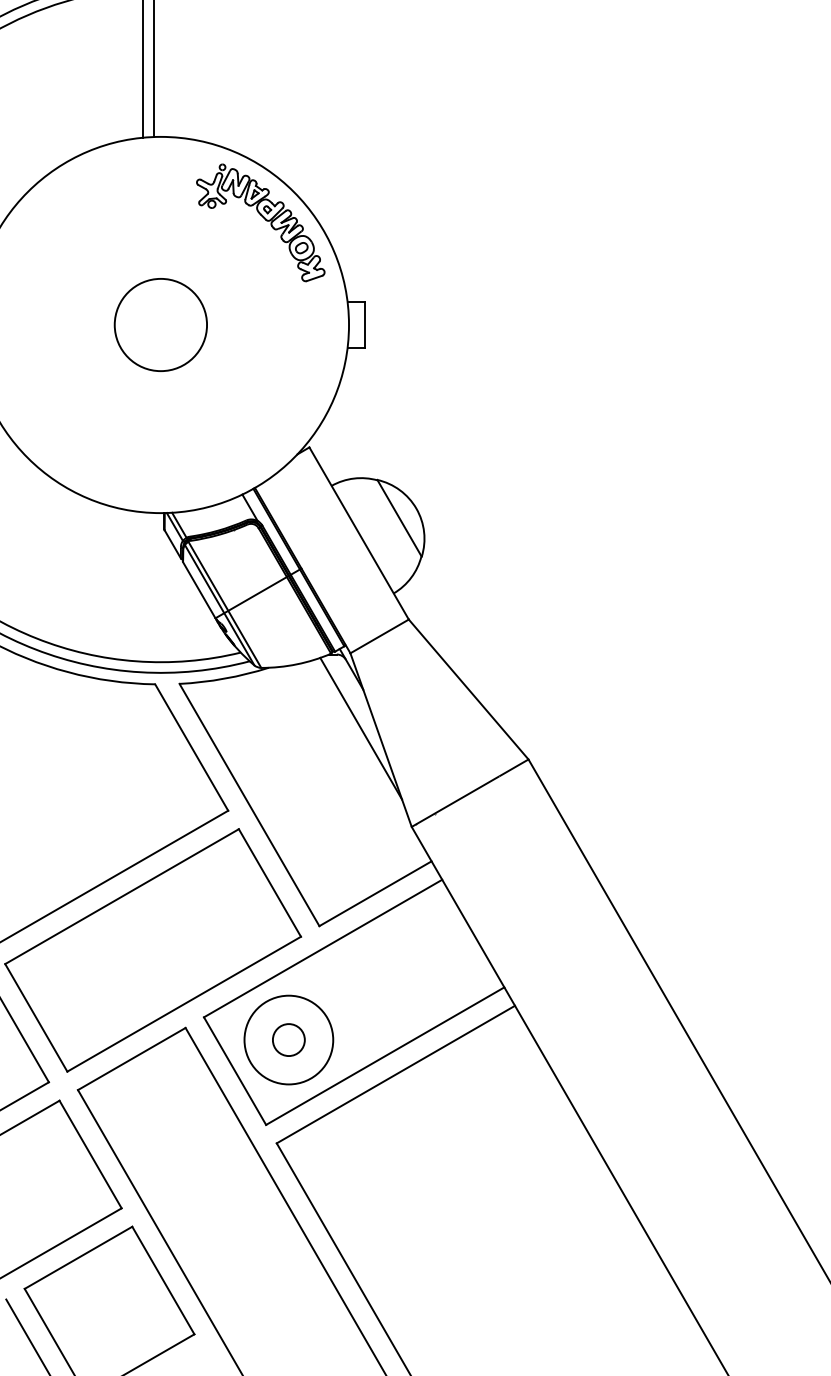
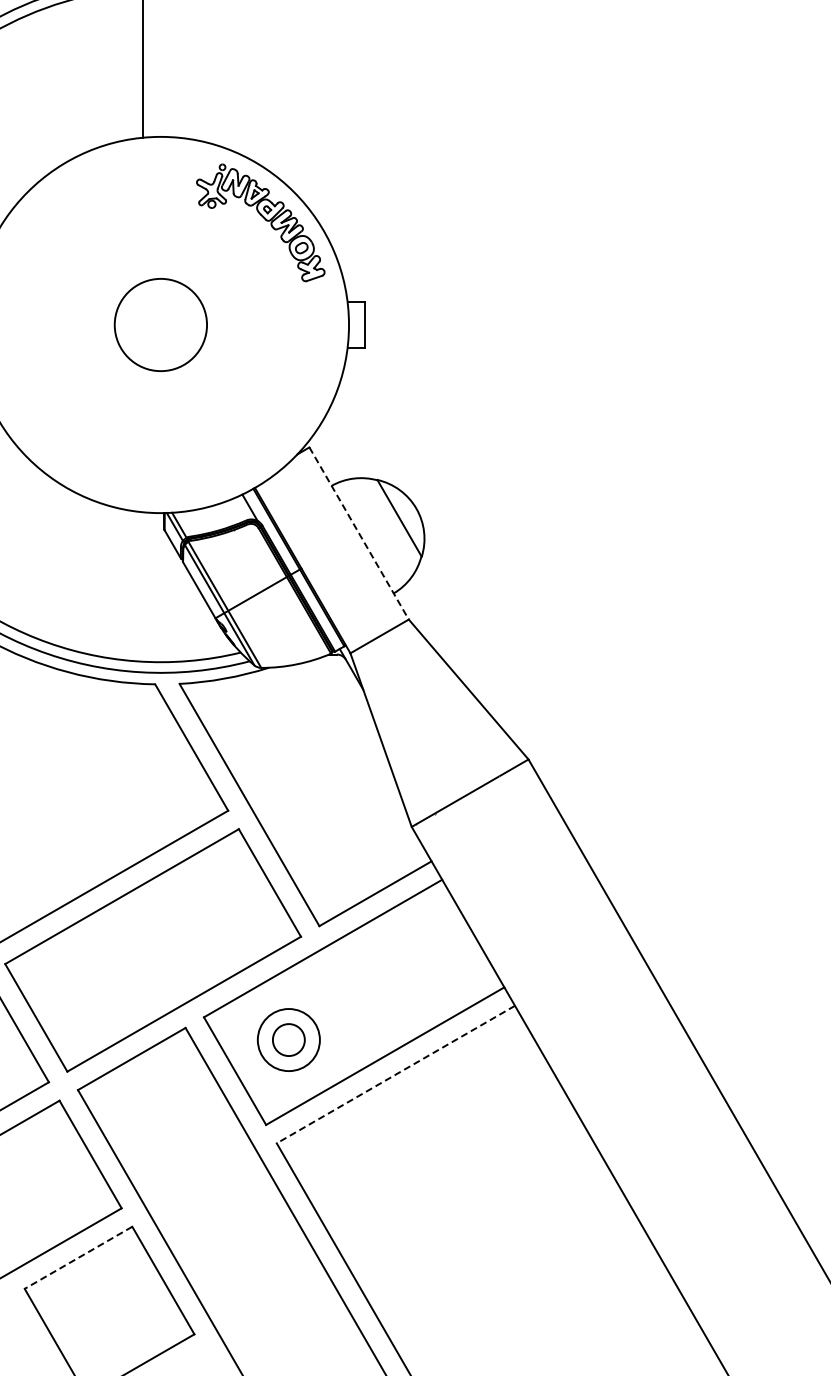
line: present -> none (153, 69)
line: solid -> dashed (359, 533)
line: present -> none (361, 728)
circle diameter: 89 px -> 62 px (288, 1040)
line: solid -> dashed (395, 1074)
line: solid -> dashed (78, 1258)
line: present -> none (27, 1335)
